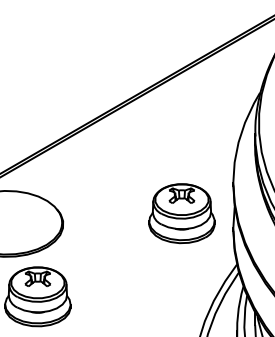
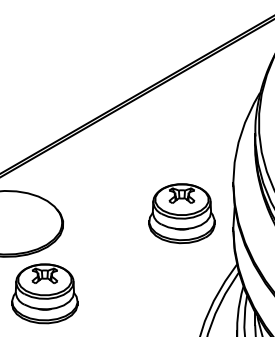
part position: (37, 296) -> (44, 293) (44, 293)
